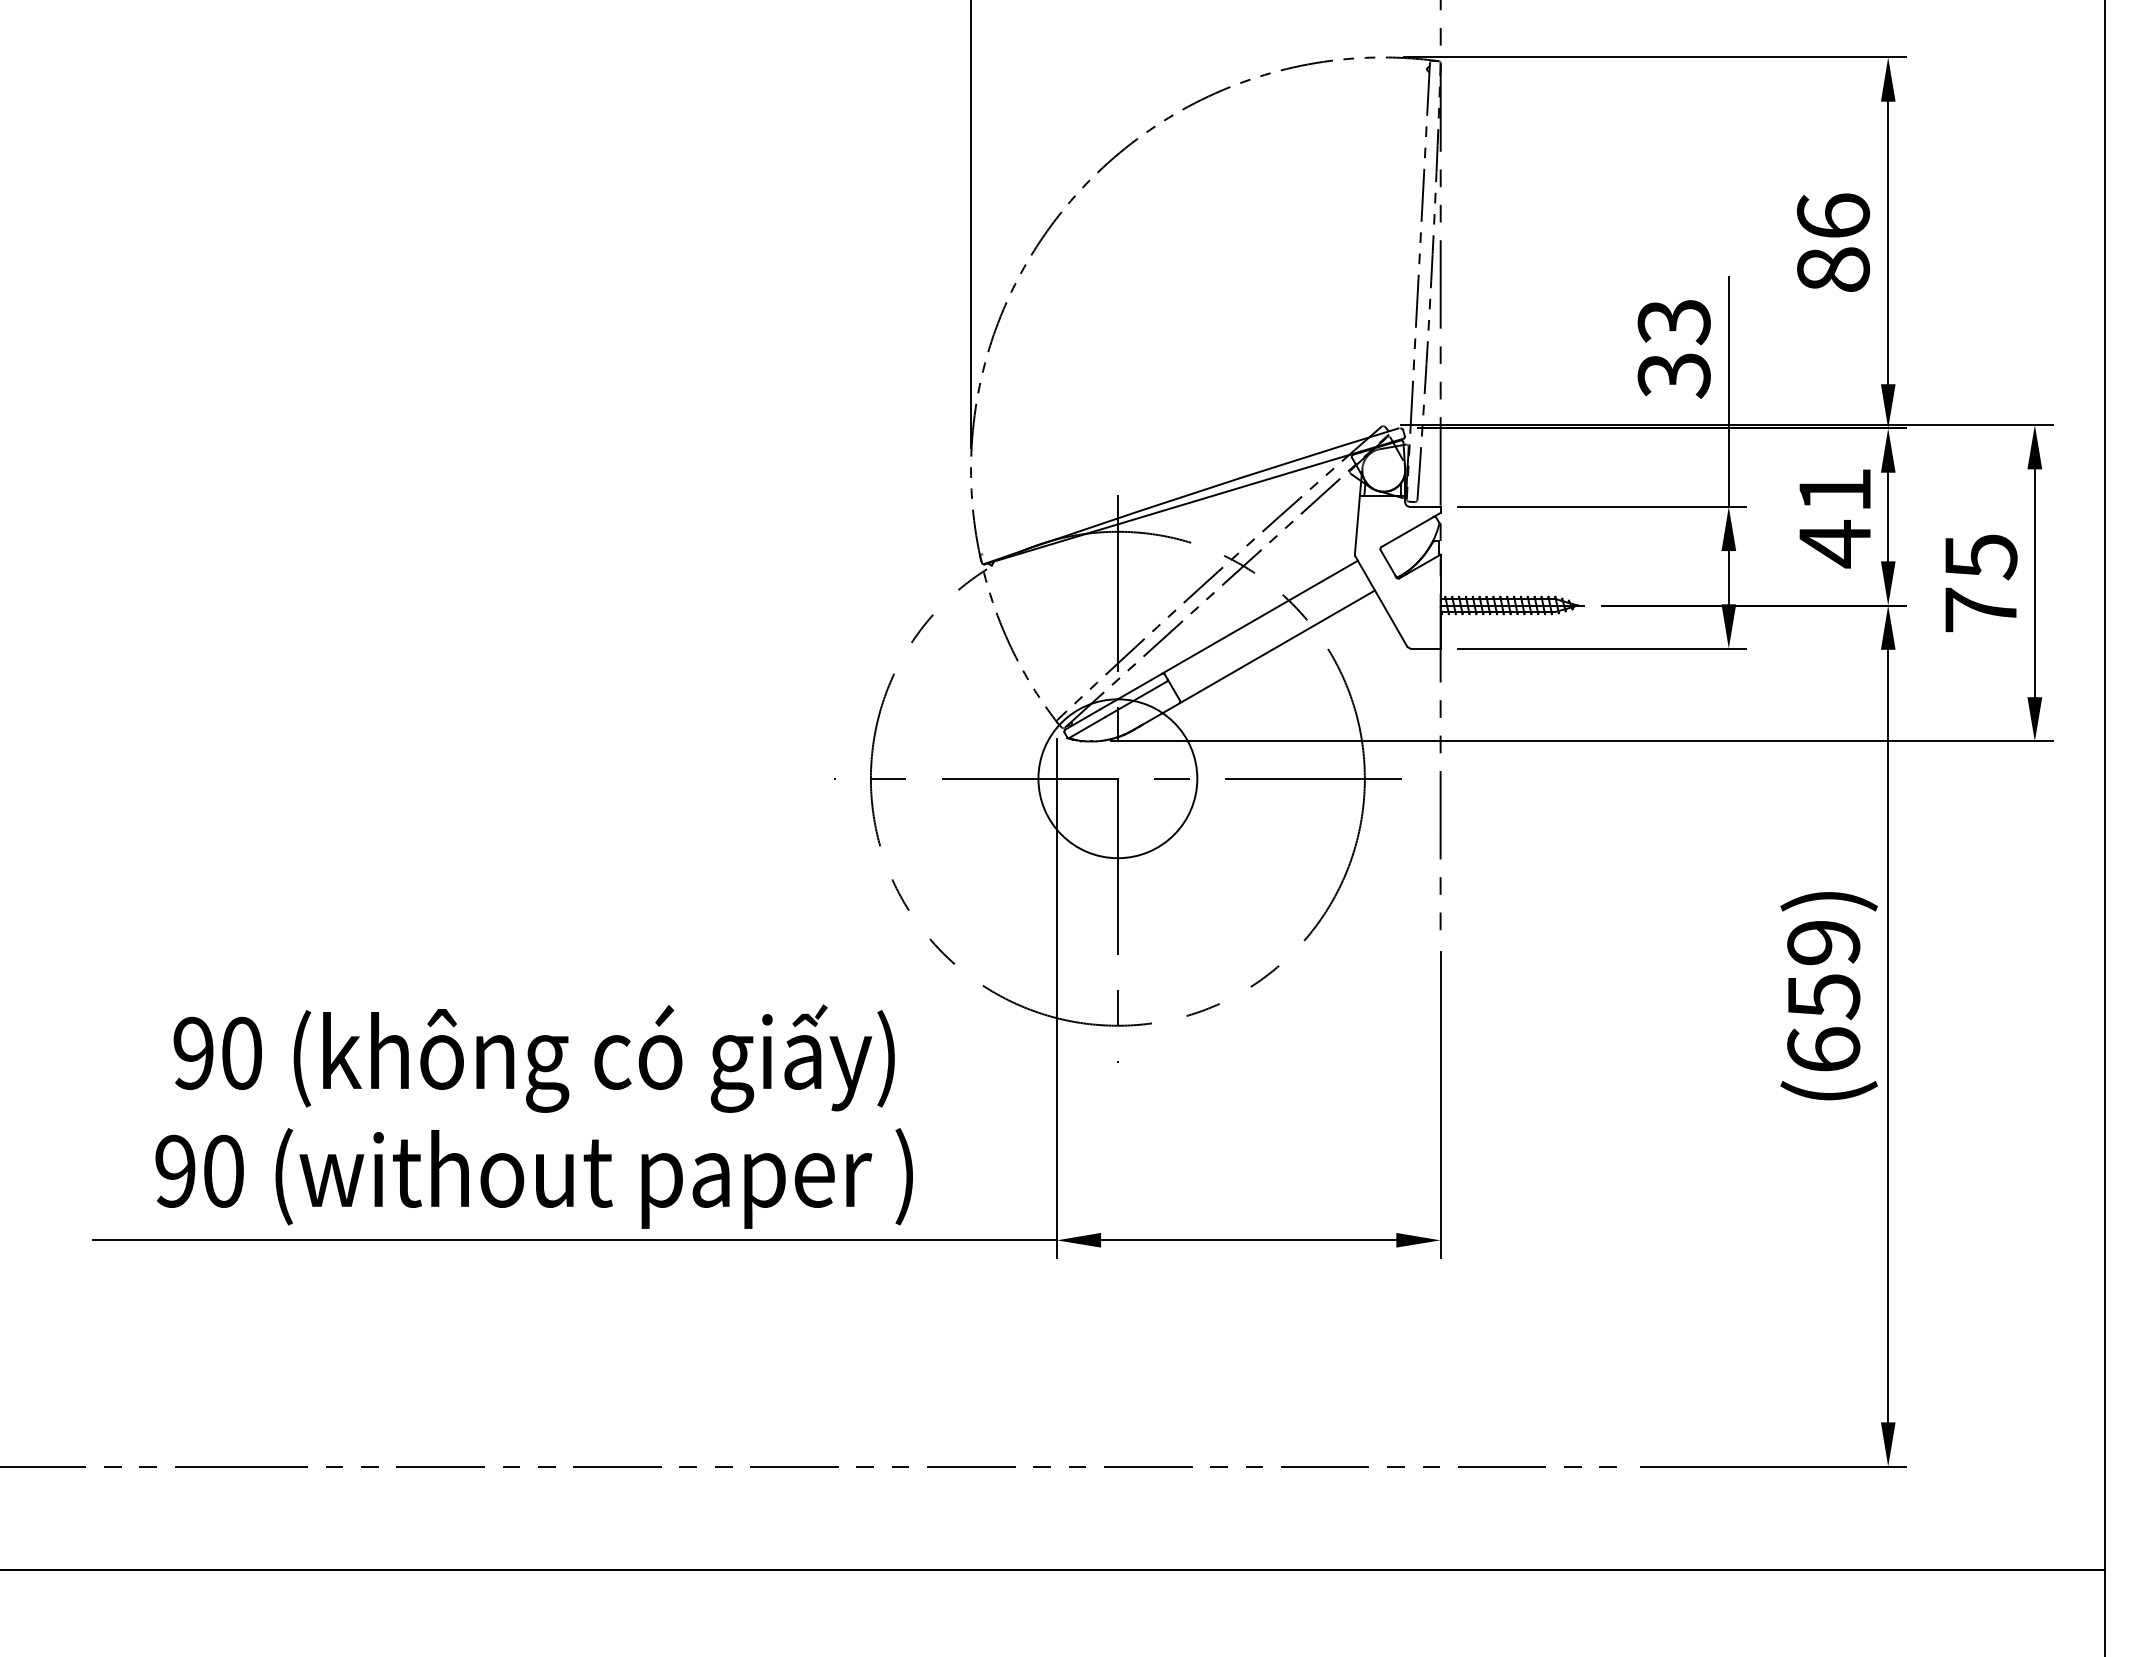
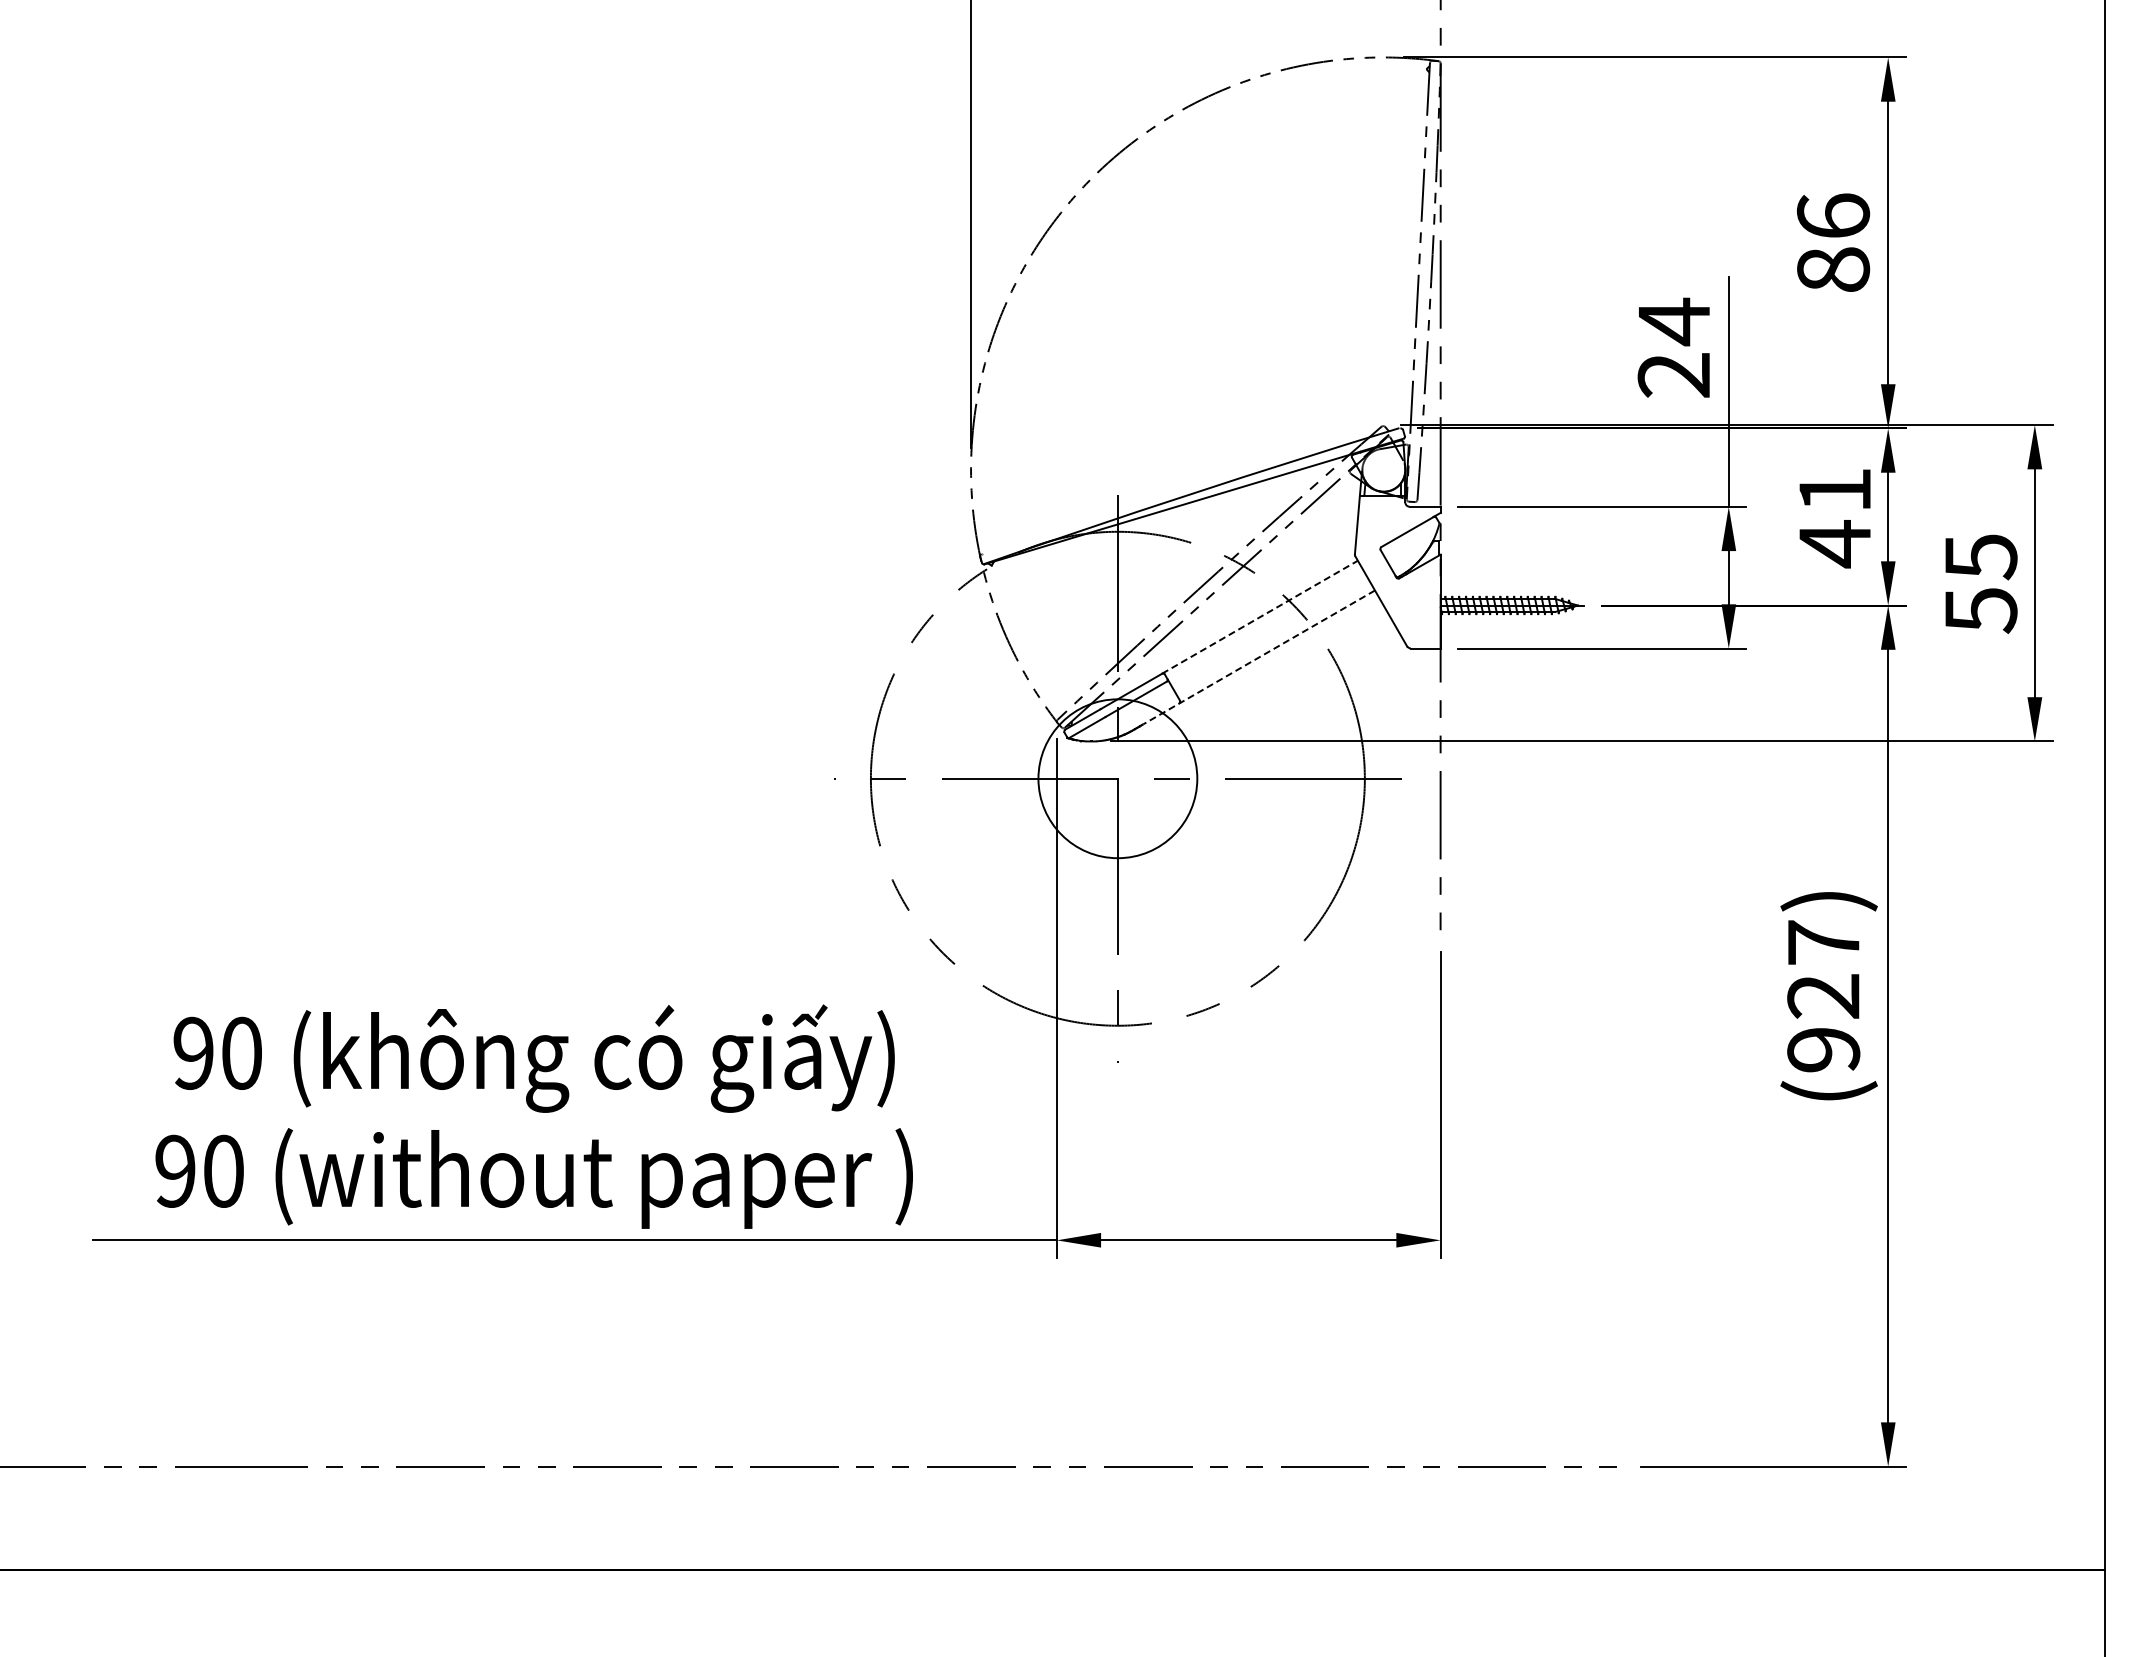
text: 33 -> 24 (1673, 347)
text: 75 -> 55 (1981, 610)
line: solid -> dashed (1259, 617)
line: solid -> dashed (1259, 657)
text: (659) -> (927) (1823, 996)
